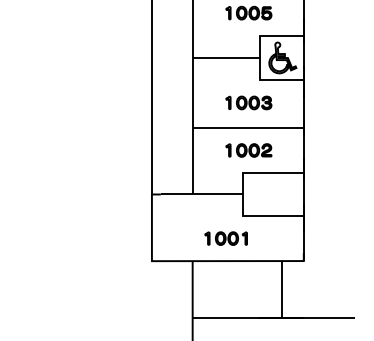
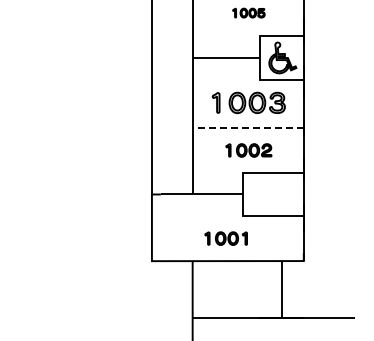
part size: 48x16 px -> 34x12 px (248, 12)
part size: 48x16 px -> 75x23 px (248, 102)
line: solid -> dashed (248, 127)
